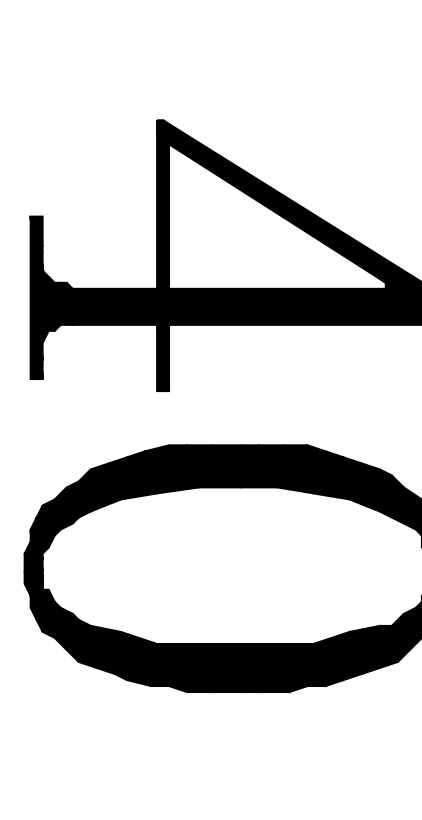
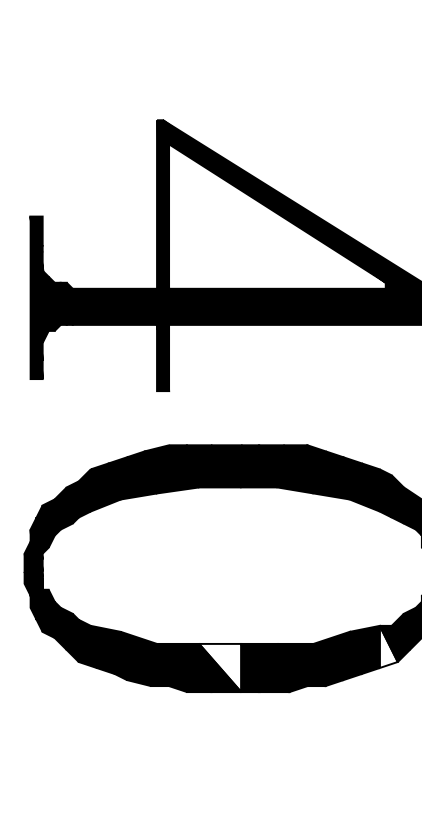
fill: present -> none (388, 646)
fill: present -> none (220, 667)
